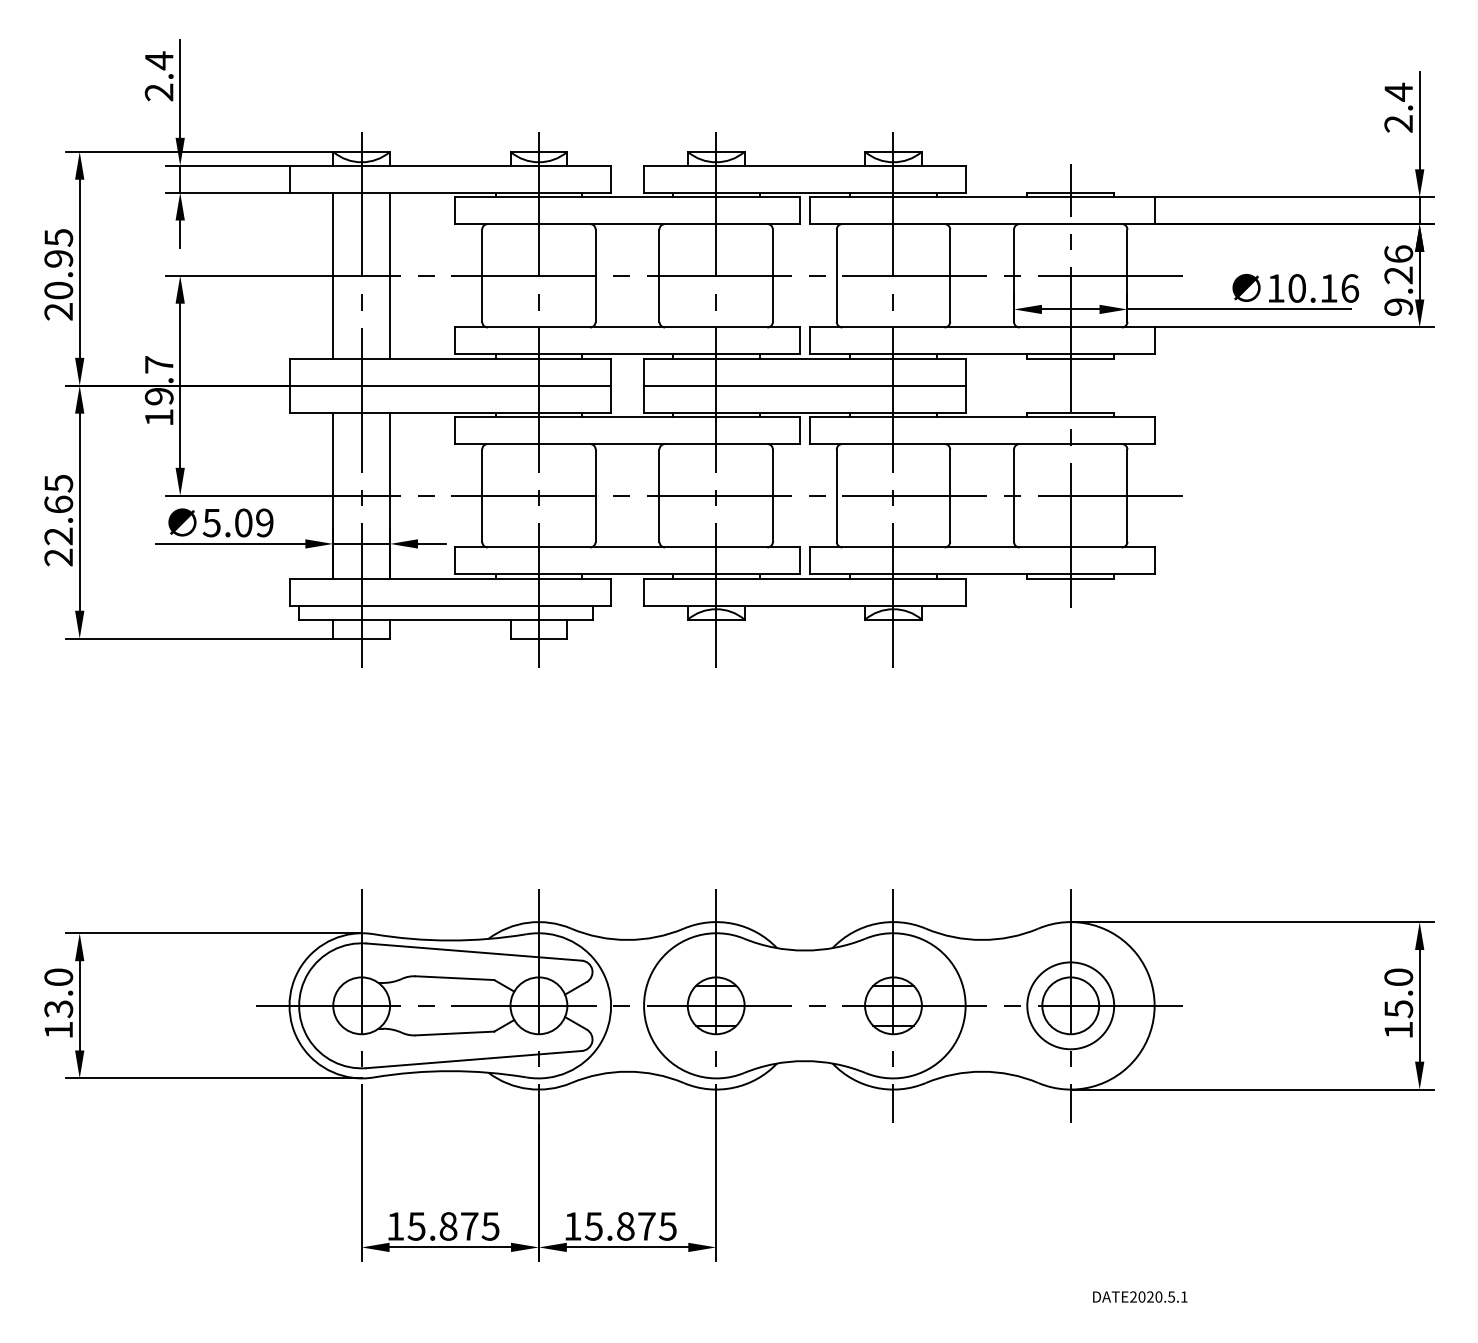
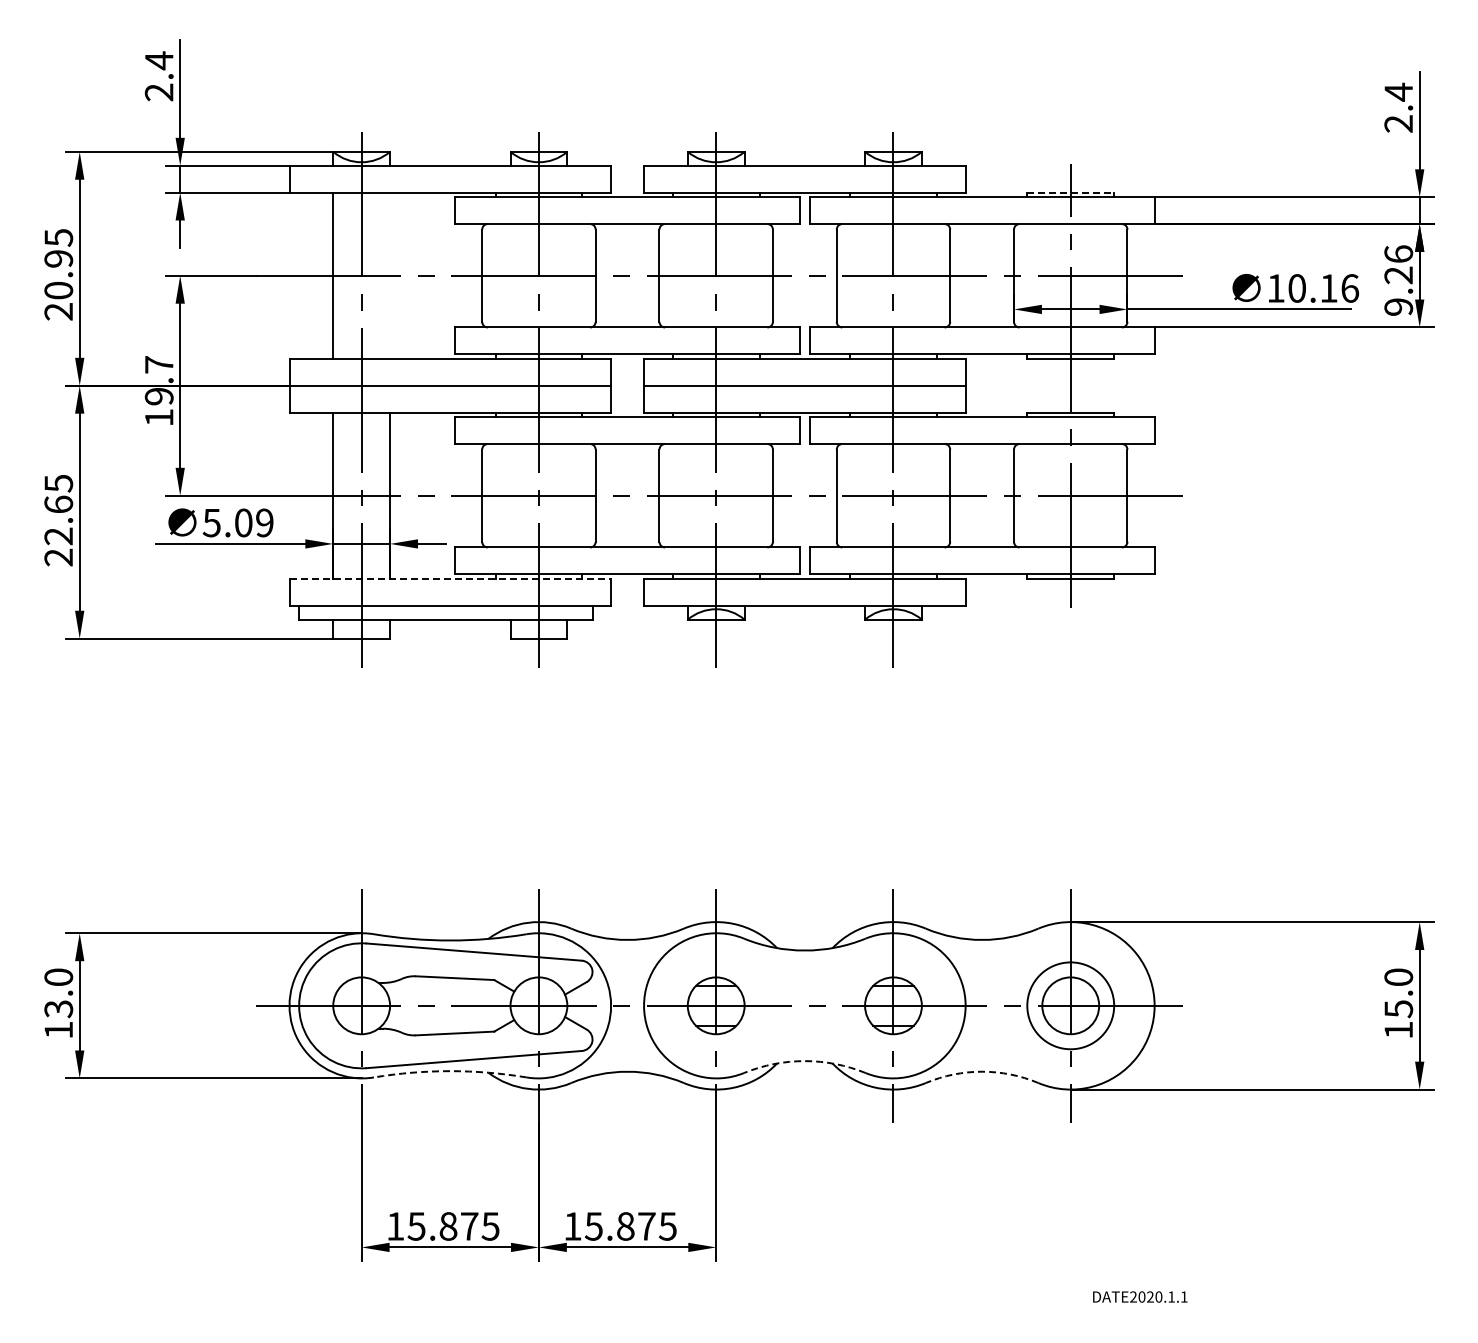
line: solid -> dashed (1071, 192)
line: present -> none (390, 275)
line: solid -> dashed (450, 578)
arc: solid -> dashed (804, 1061)
arc: solid -> dashed (450, 1071)
arc: solid -> dashed (982, 1071)
text: DATE2020.5.1 -> DATE2020.1.1 (1171, 1296)
